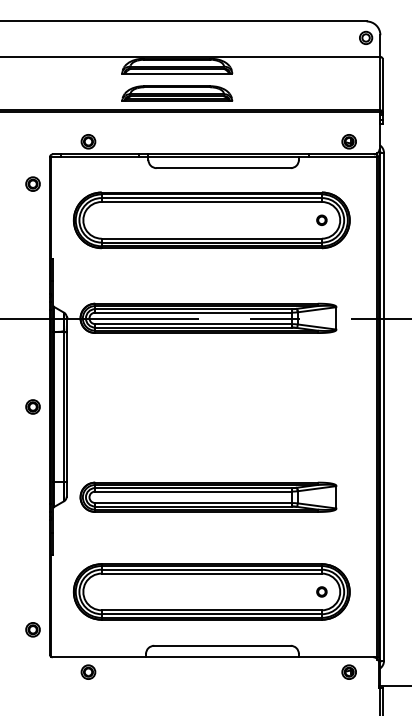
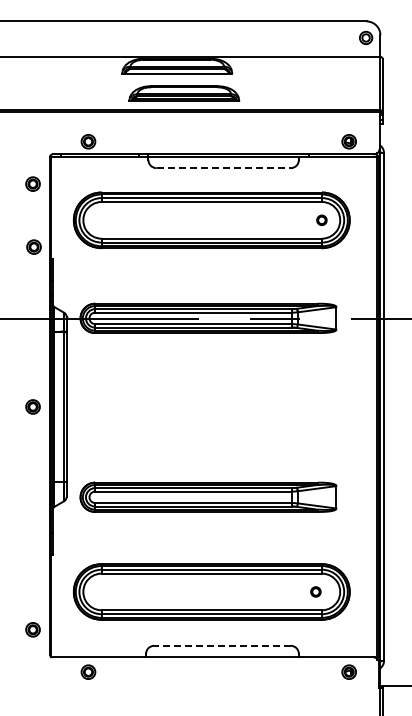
part position: (177, 93) -> (184, 93) (184, 93)
line: solid -> dashed (224, 168)
part: none -> present (33, 246)
part position: (321, 591) -> (315, 591) (315, 591)
line: solid -> dashed (221, 645)
